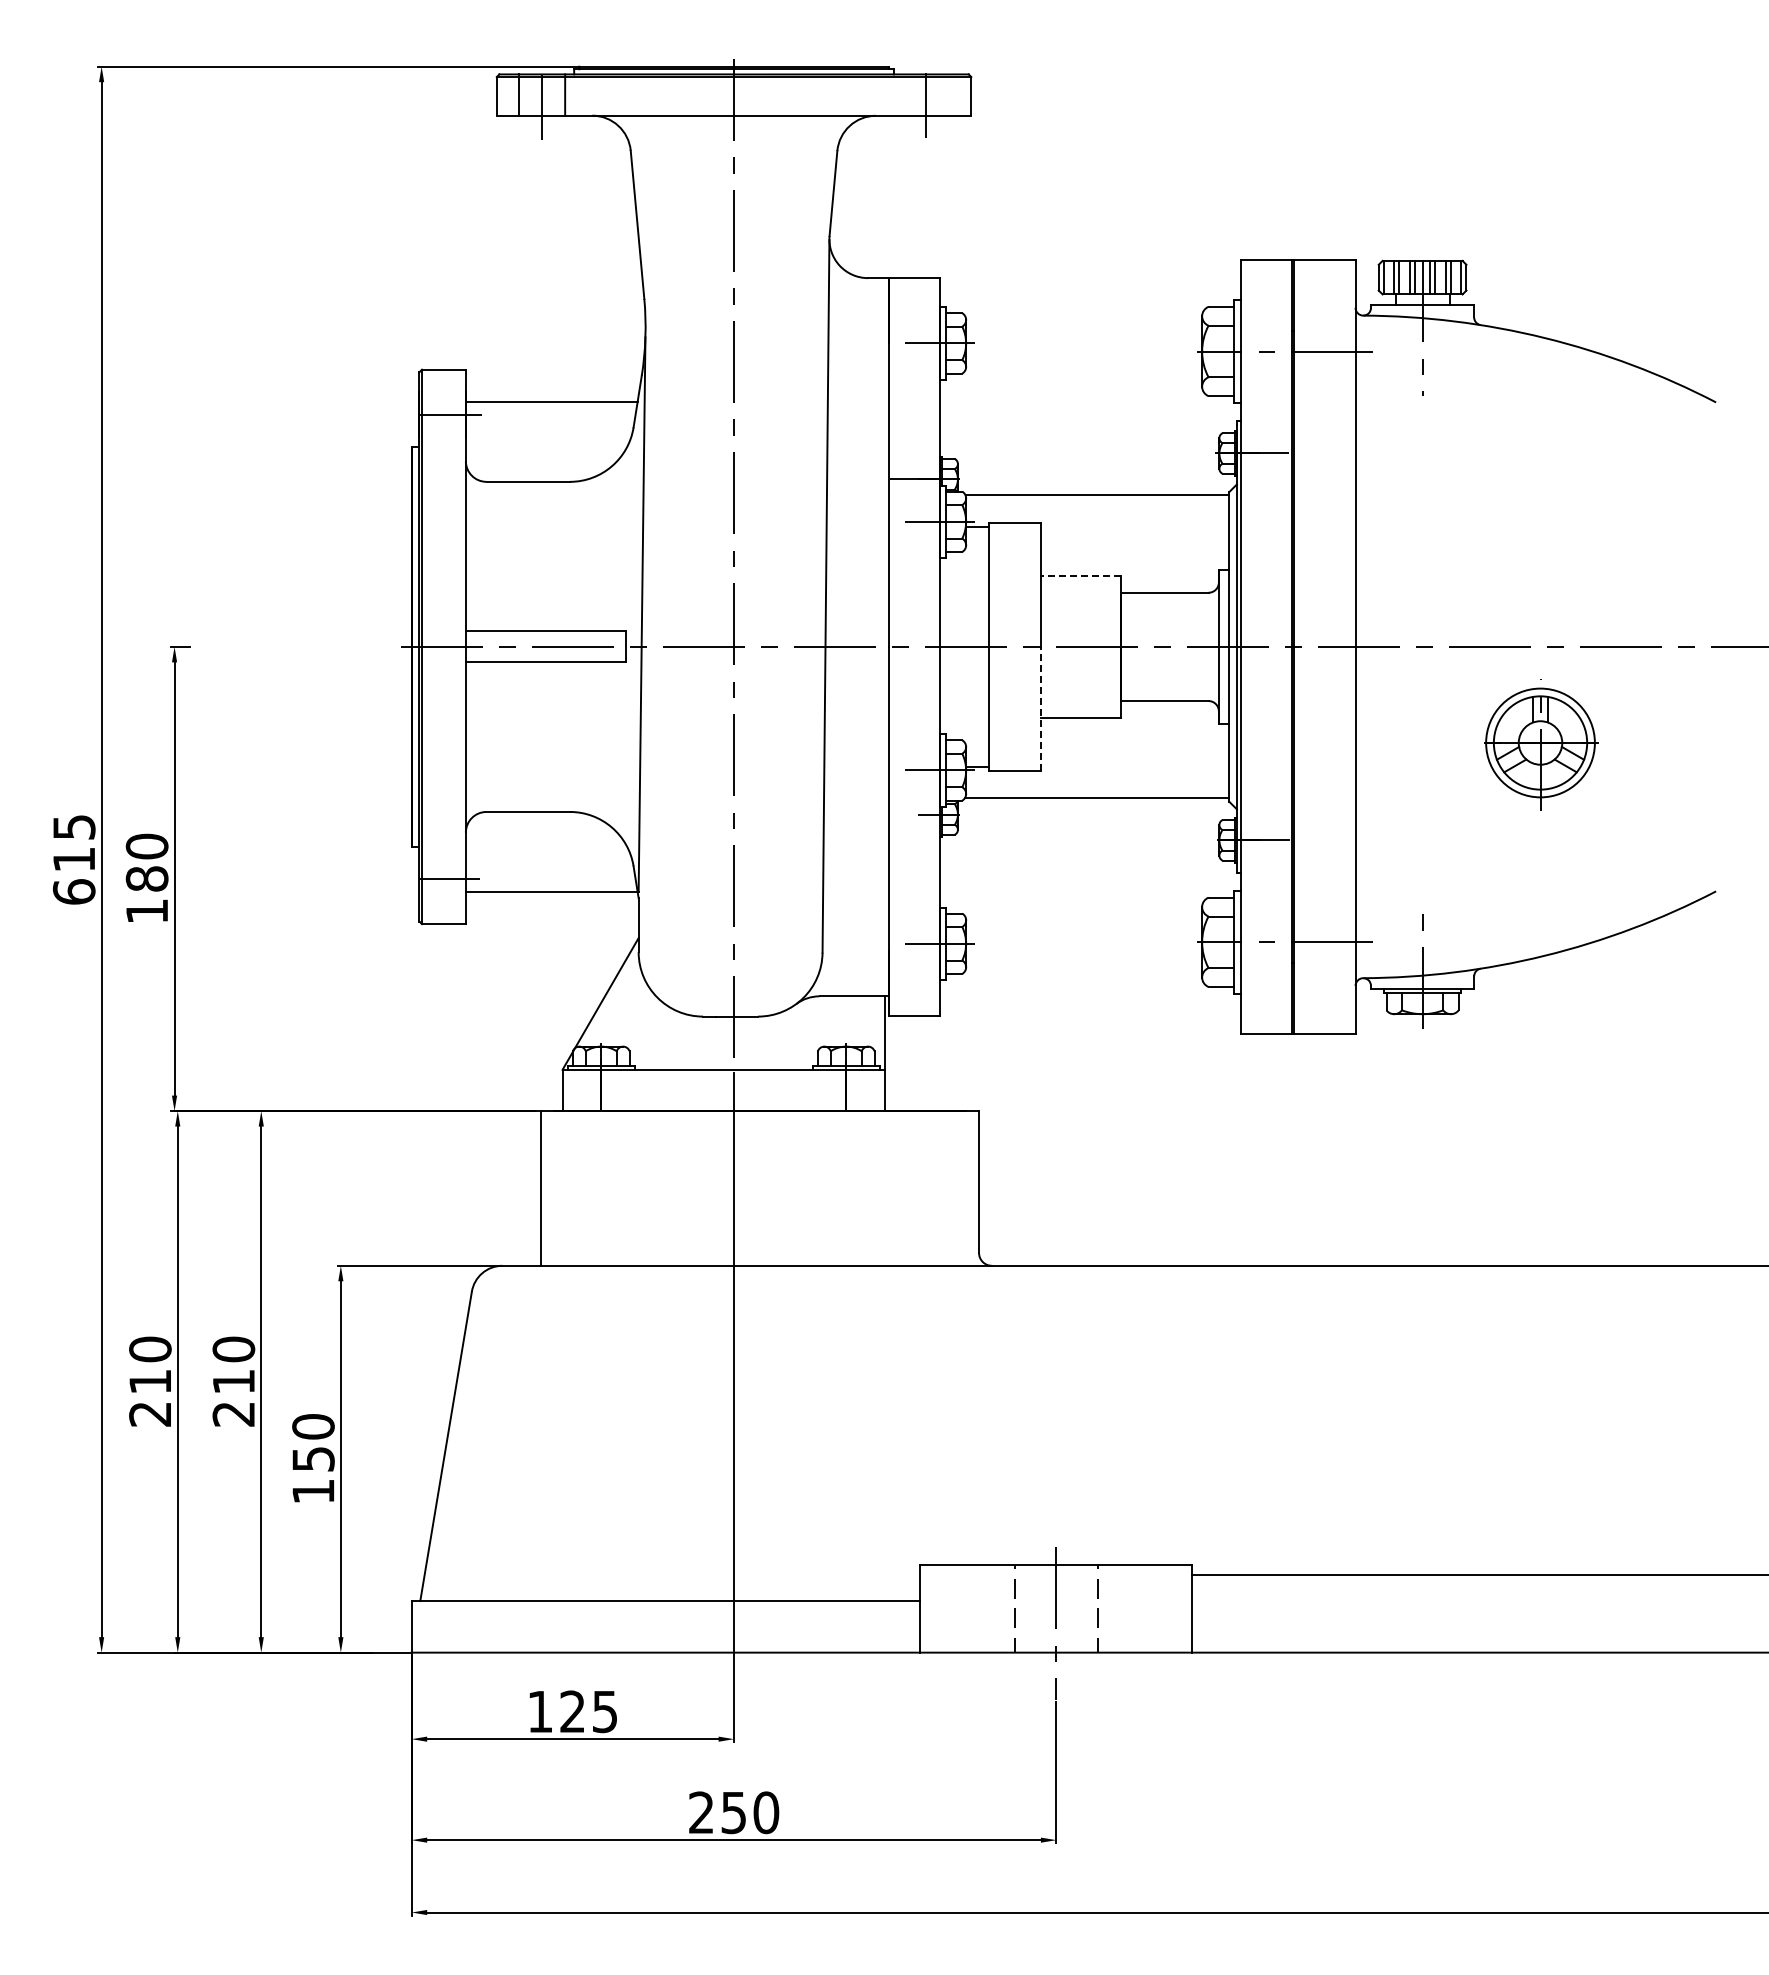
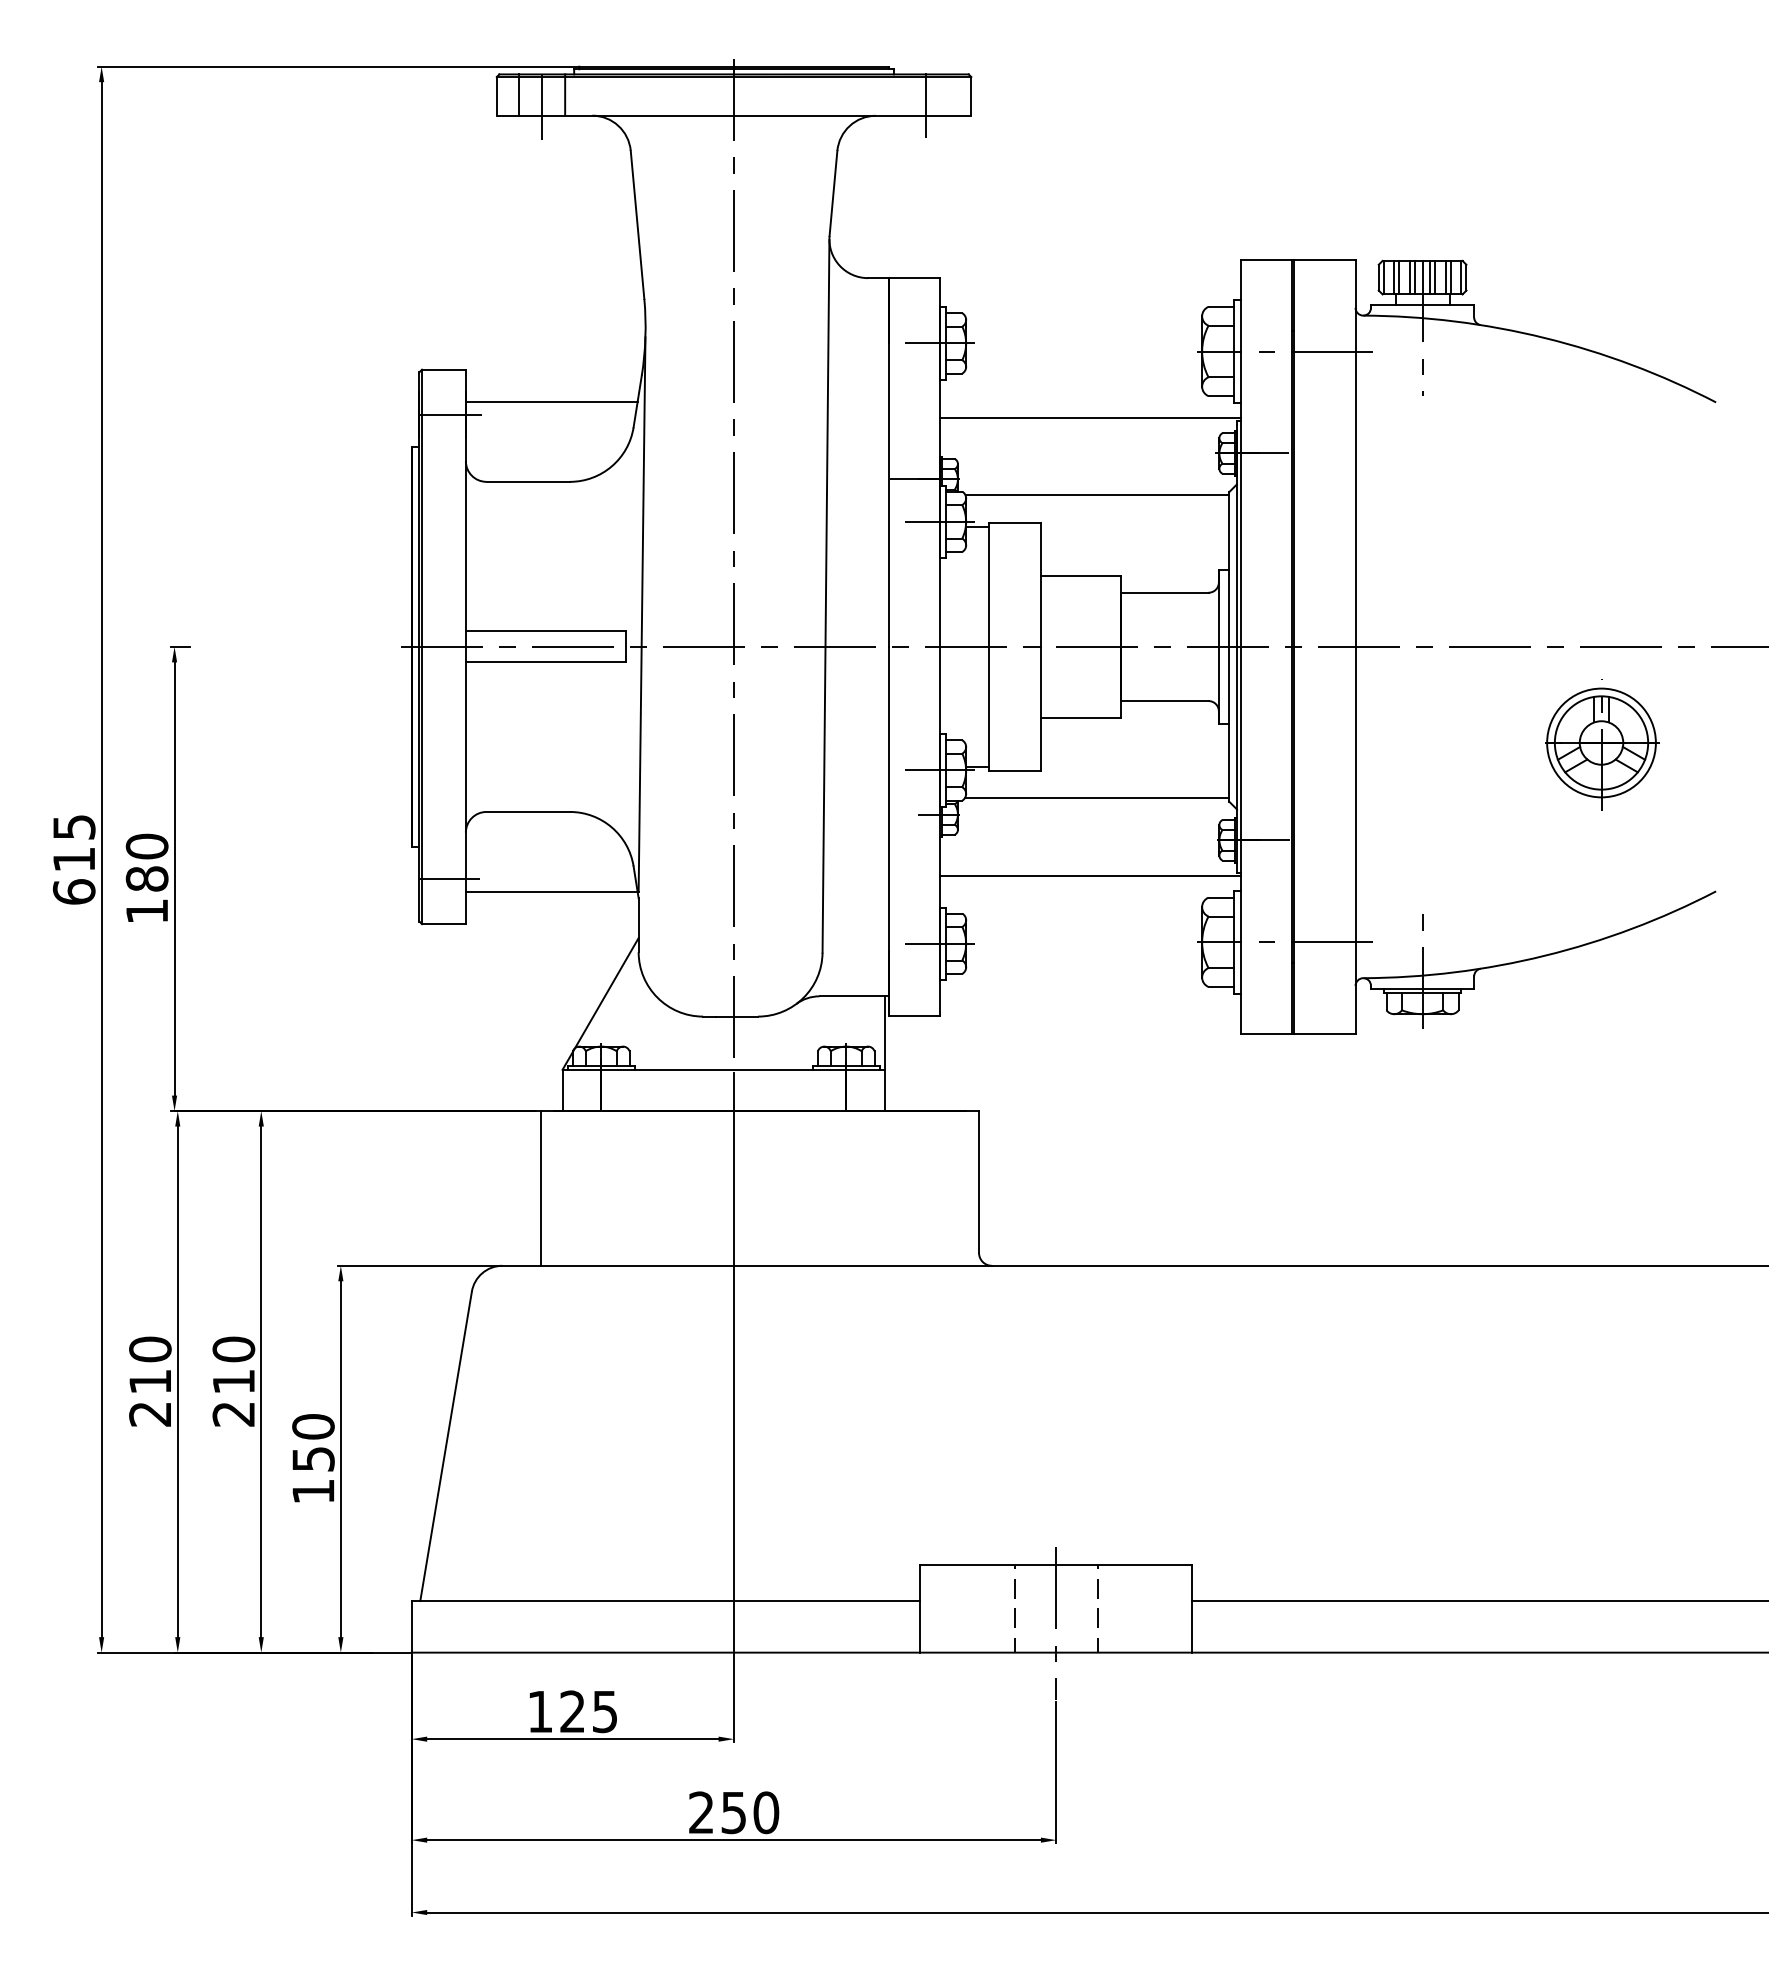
line: none -> present (1090, 418)
line: dashed -> solid (1080, 575)
line: dashed -> solid (1040, 708)
part position: (1541, 744) -> (1602, 744) (1602, 744)
line: none -> present (1090, 875)
line position: (1478, 1575) -> (1478, 1601) (1478, 1601)
